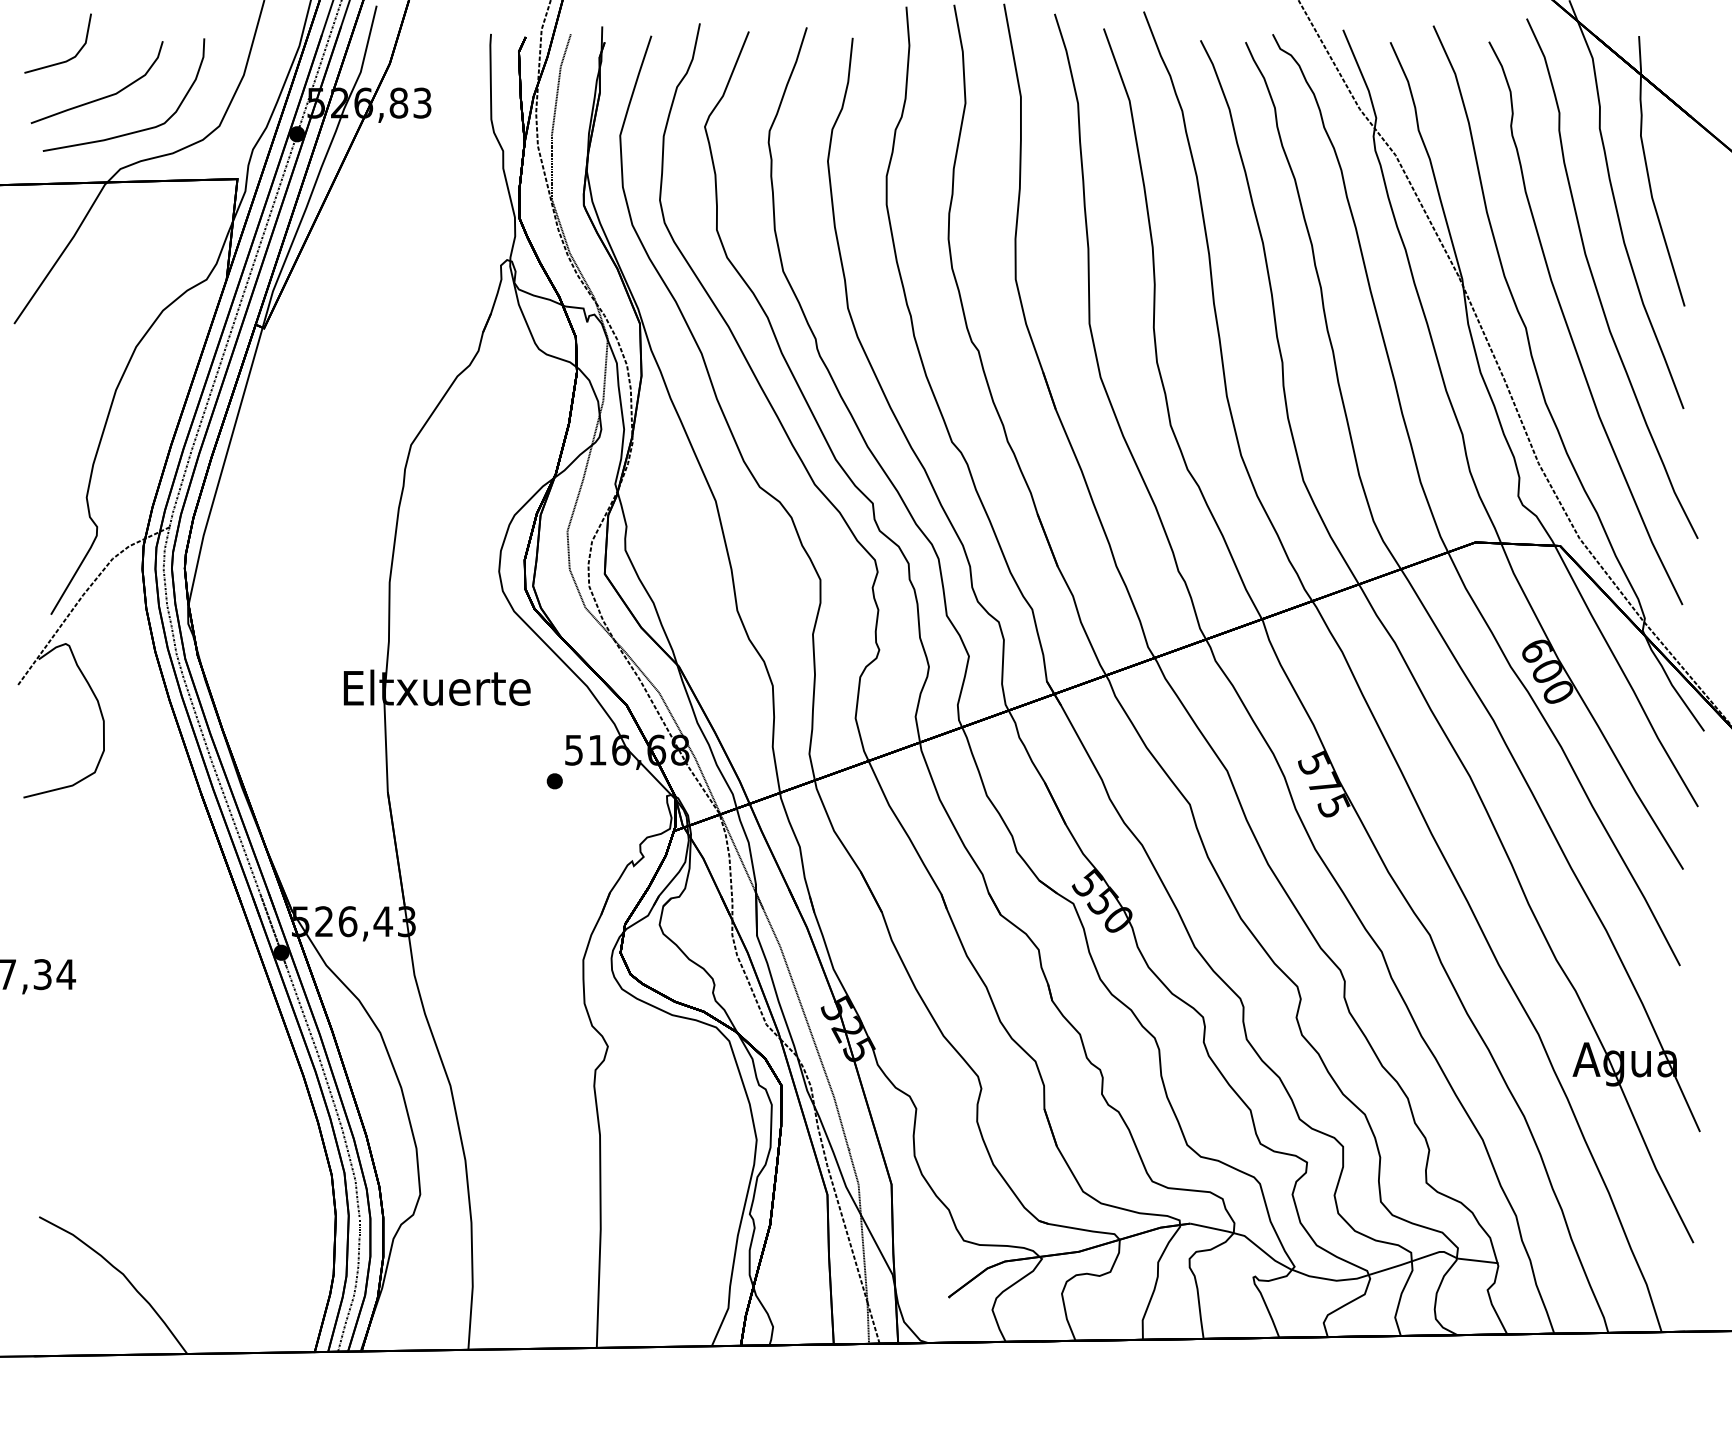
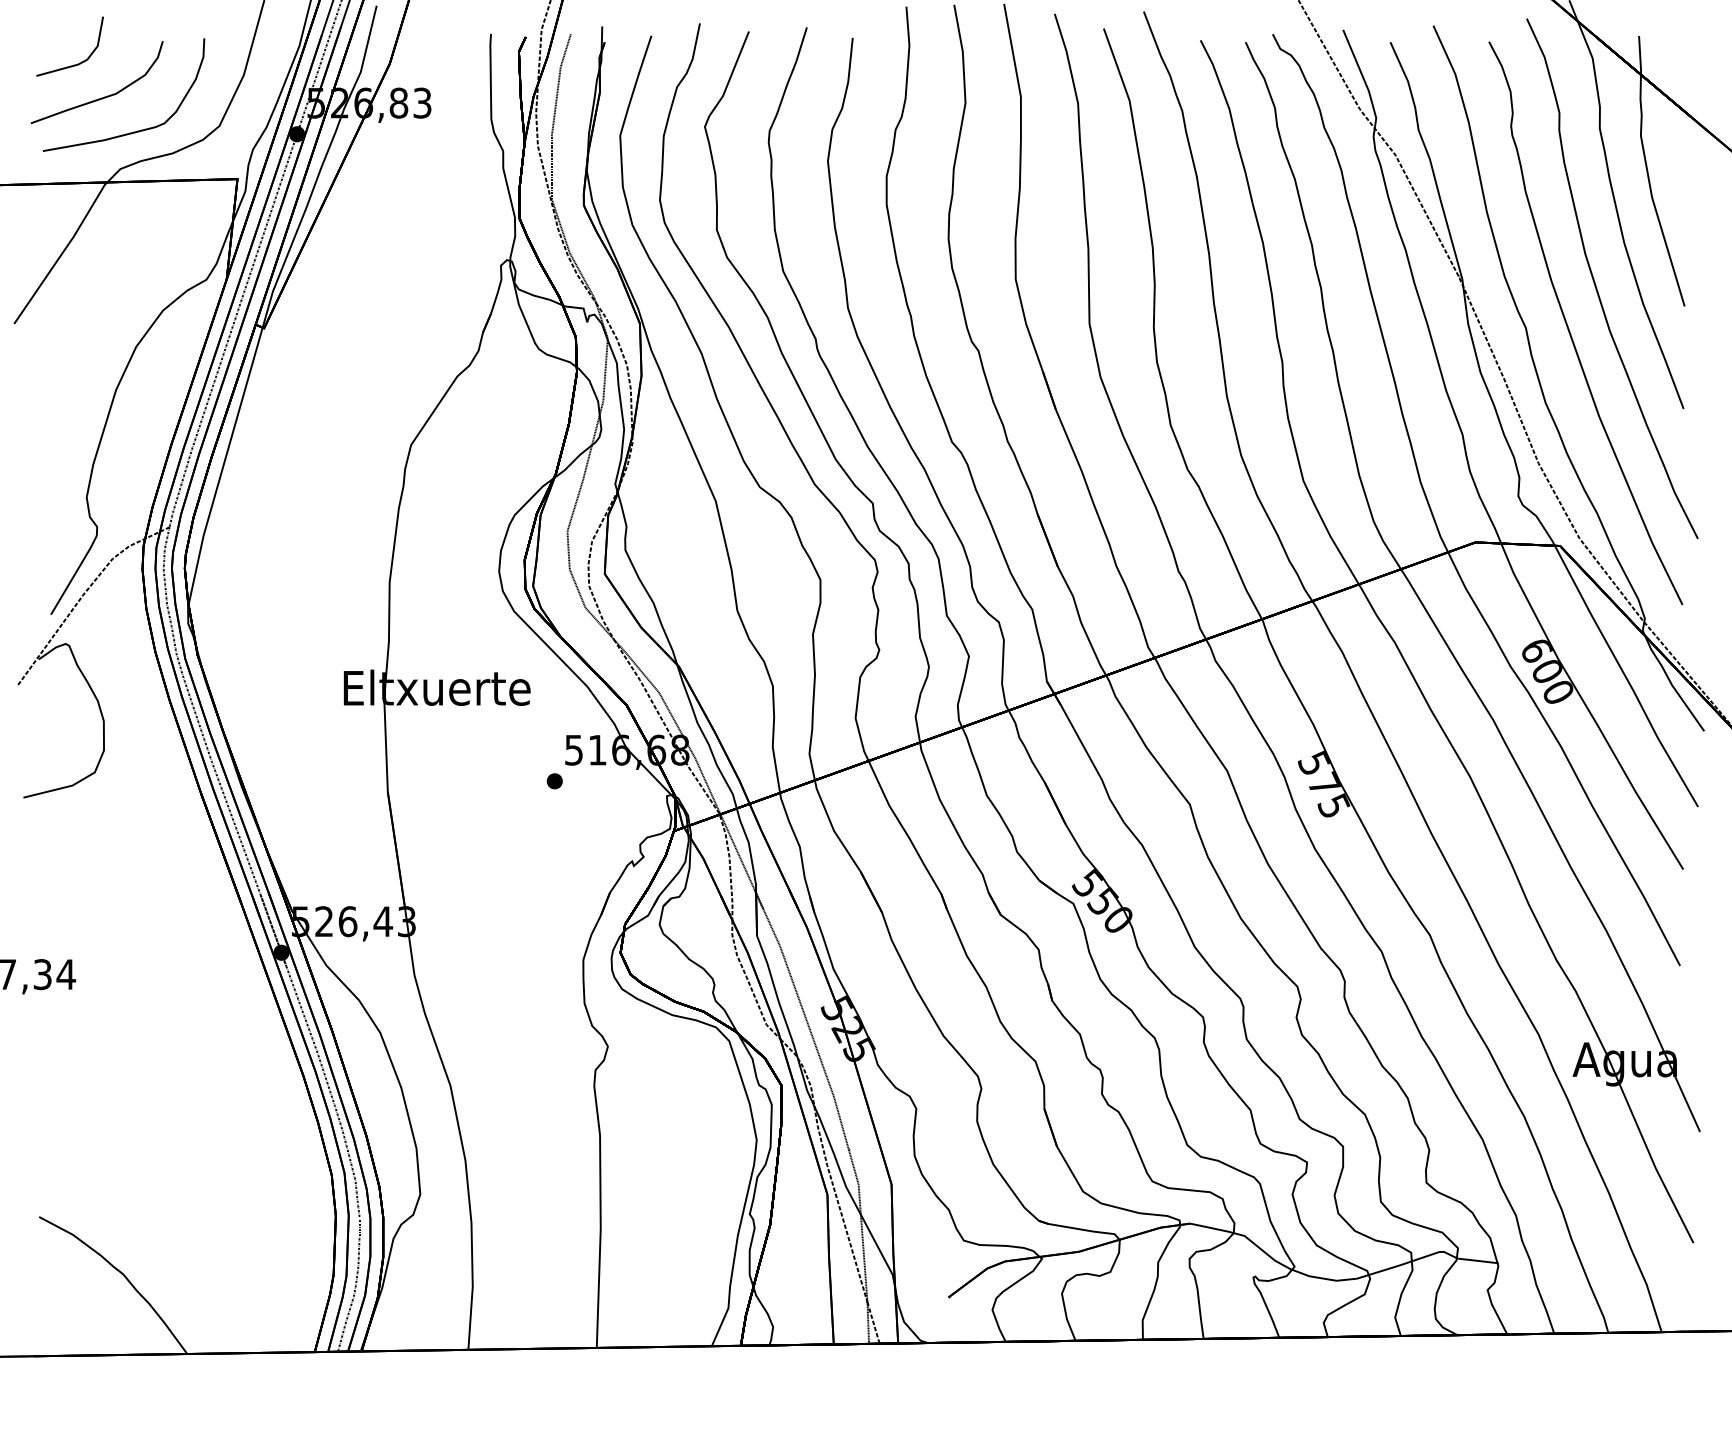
line position: (61, 61) -> (73, 64) (73, 64)
